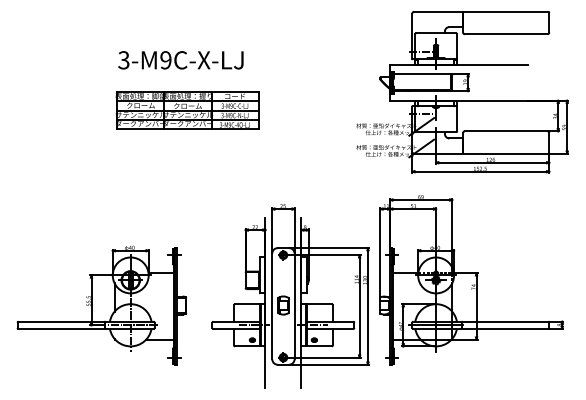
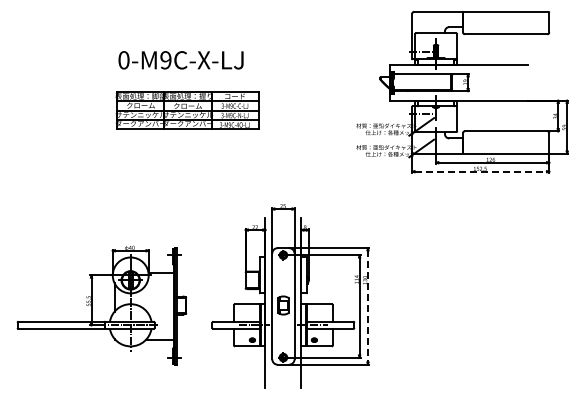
text: 3-M9C-X-LJ -> 0-M9C-X-LJ (123, 60)
line: solid -> dashed (481, 171)
part: present -> none (471, 280)
line: solid -> dashed (367, 306)
